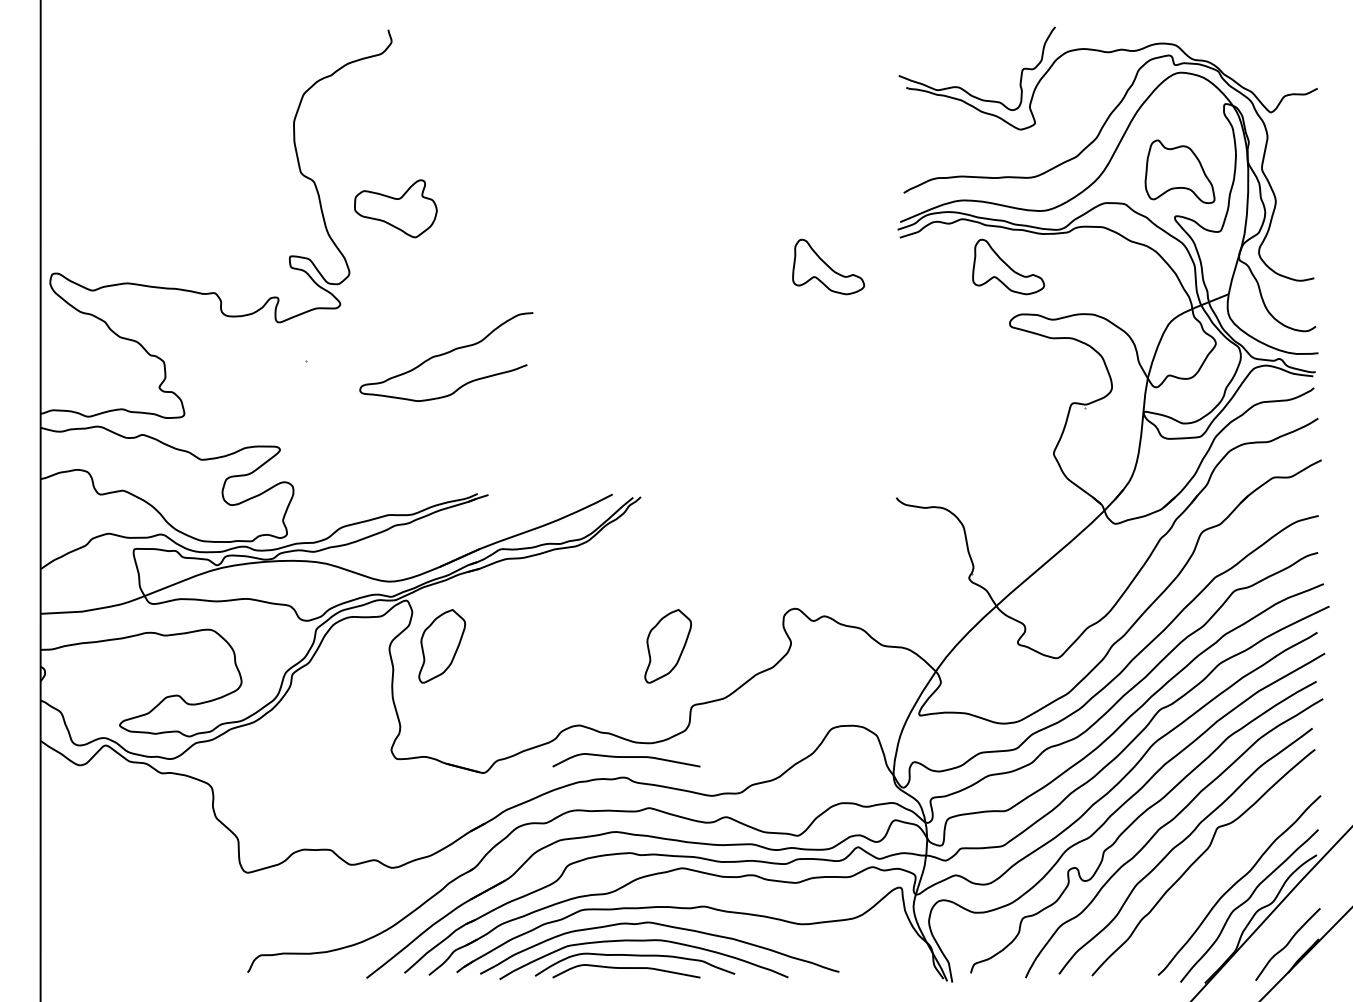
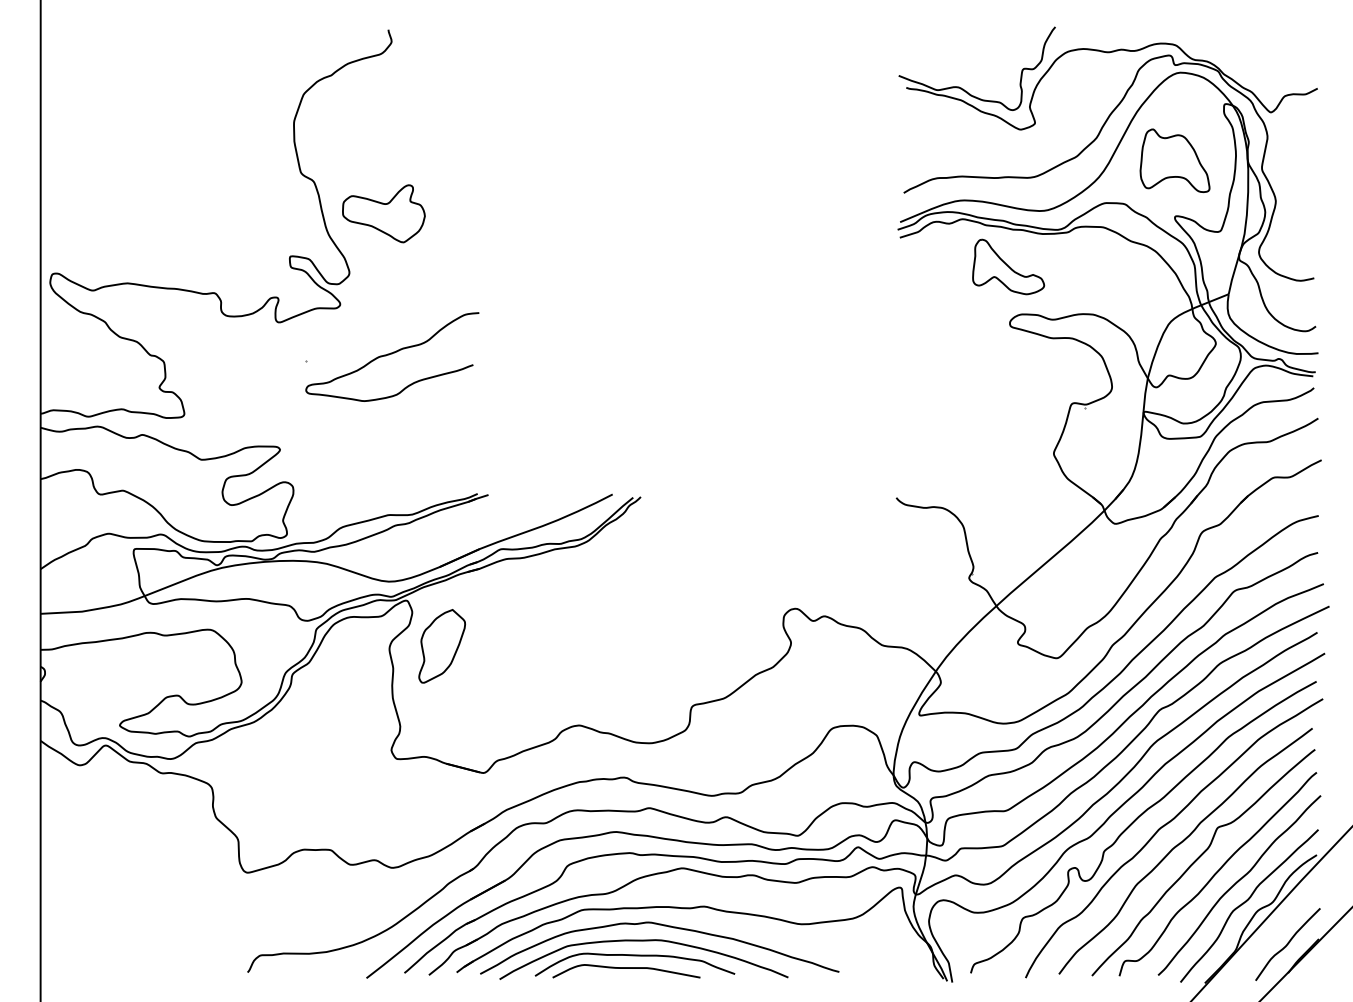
part position: (1179, 171) -> (1174, 160) (1174, 160)
part position: (395, 208) -> (383, 213) (383, 213)
part: present -> none (828, 266)
curve position: (446, 354) -> (392, 354) (392, 354)
part: present -> none (667, 646)
curve: present -> none (626, 757)
curve: none -> present (1217, 873)
